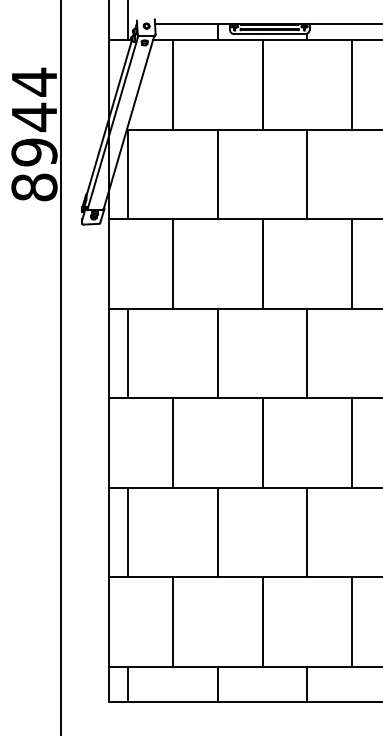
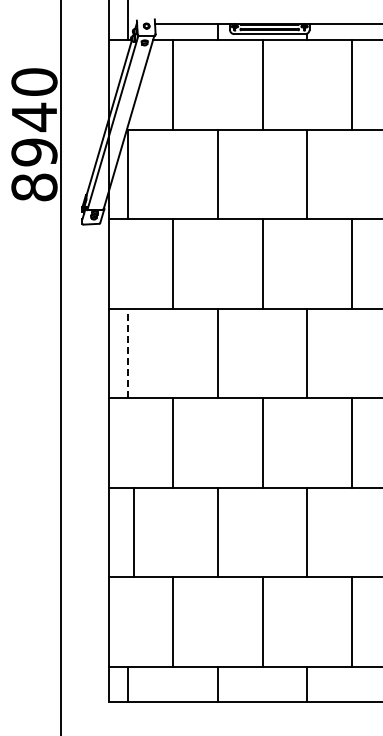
text: 8944 -> 8940 (34, 81)
line: solid -> dashed (128, 353)
line position: (128, 532) -> (134, 532) (134, 532)
